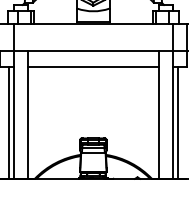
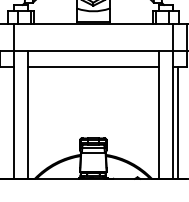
line: present -> none (8, 122)
